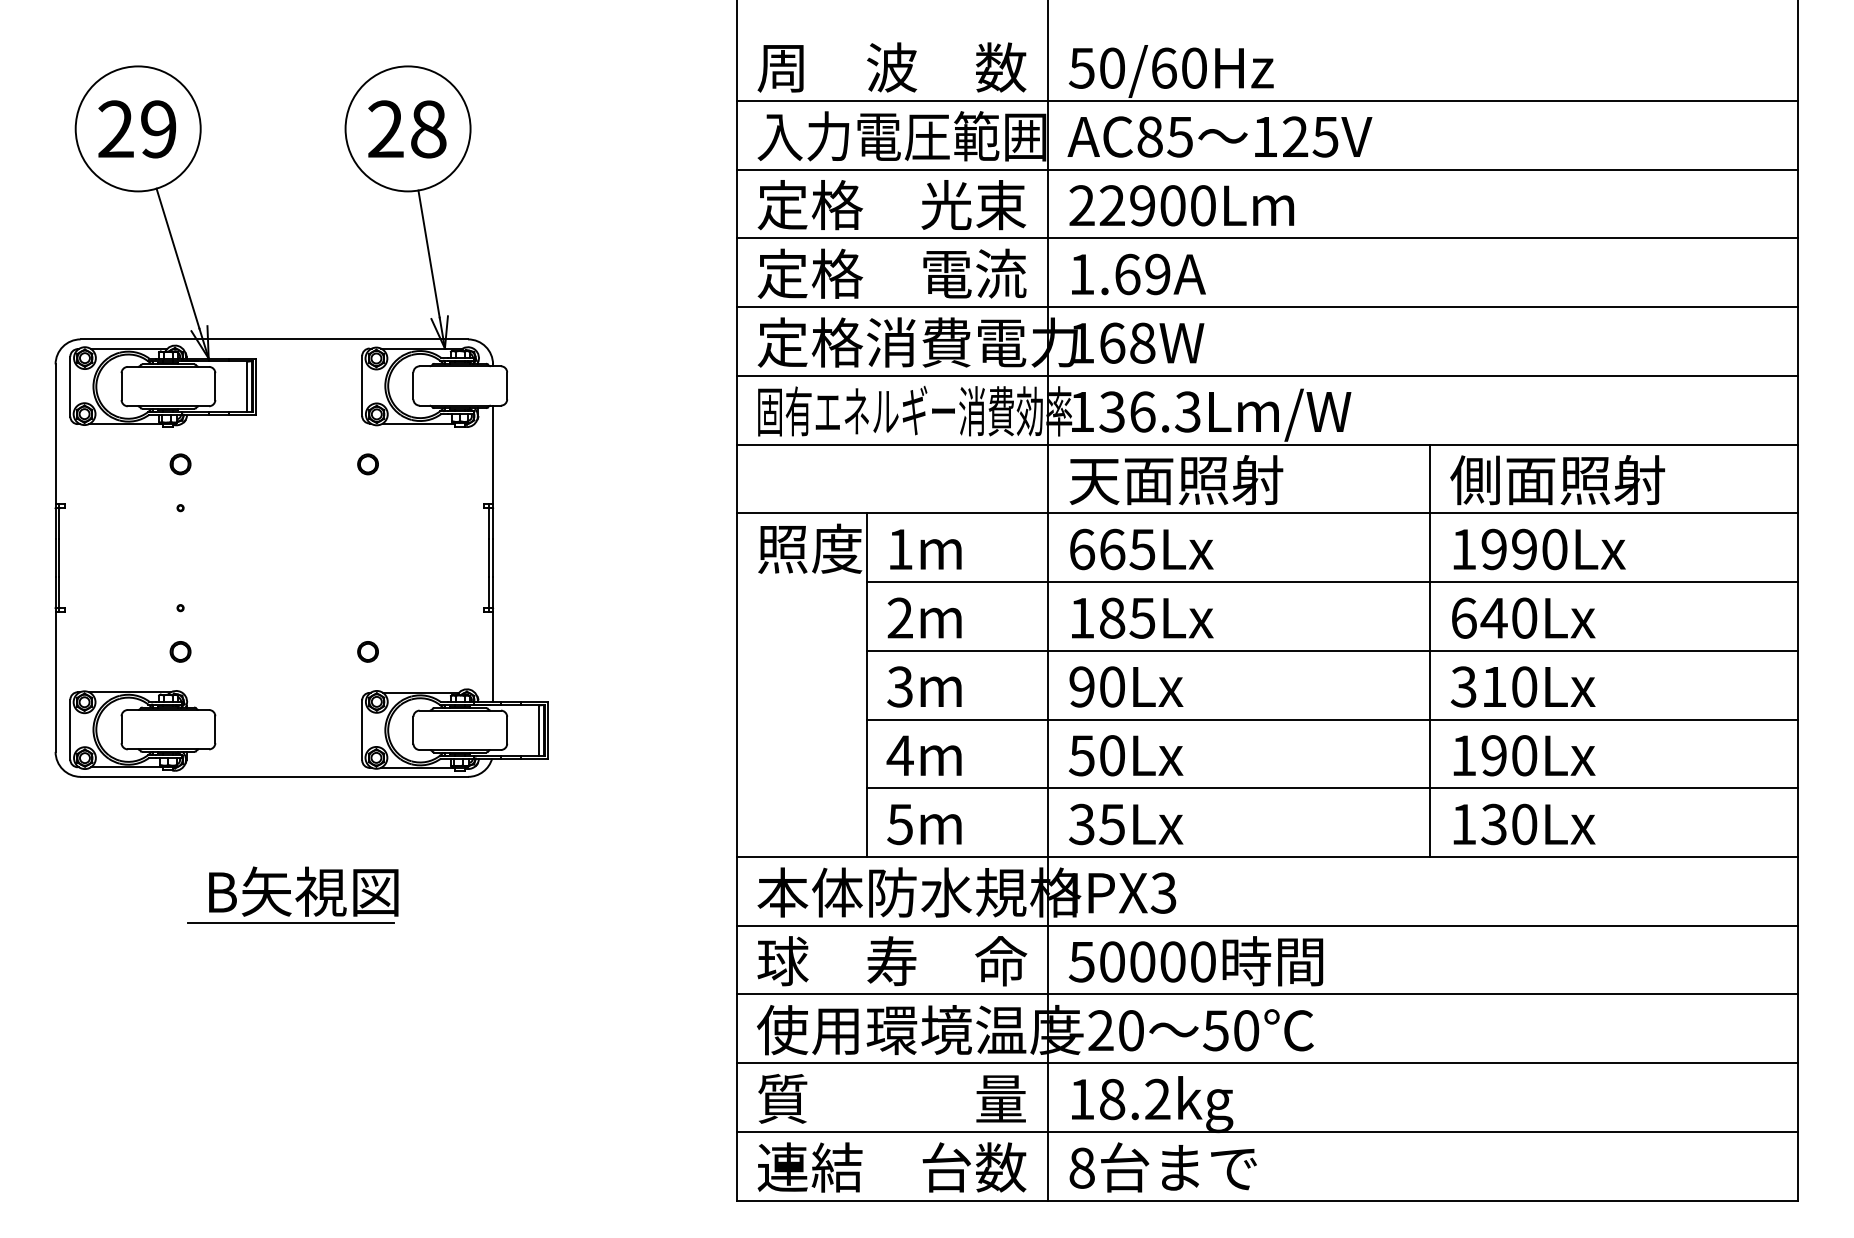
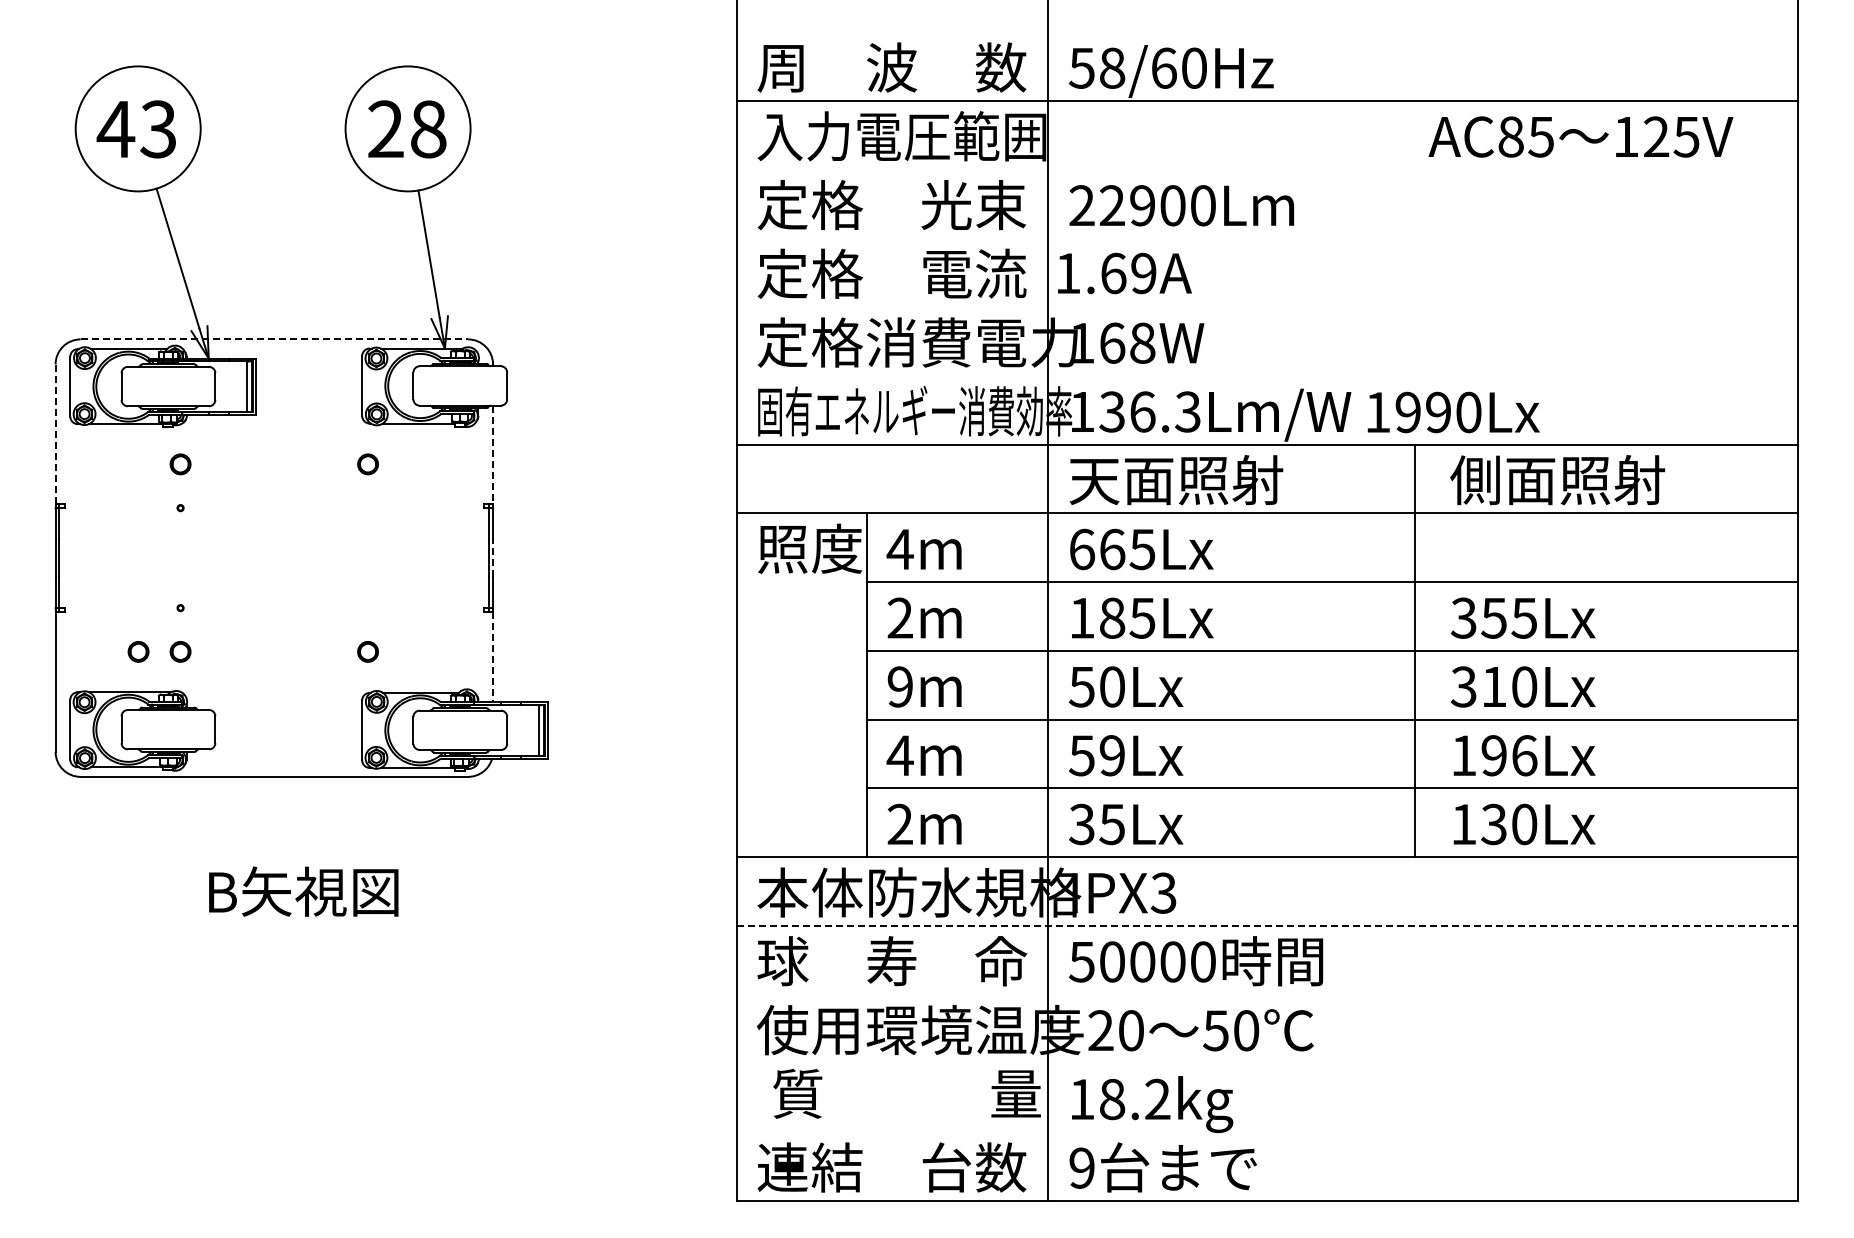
text: 50/60Hz -> 58/60Hz (1112, 67)
text: 29 -> 43 (136, 129)
text position: (1219, 136) -> (1580, 136) (1580, 136)
line: present -> none (1267, 169)
line: present -> none (1267, 238)
text position: (1138, 274) -> (1124, 273) (1124, 273)
line: present -> none (1267, 307)
line: solid -> dashed (274, 339)
line: present -> none (1267, 375)
line: solid -> dashed (55, 434)
line: solid -> dashed (493, 455)
text: 1m -> 4m (899, 549)
text position: (1539, 549) -> (1453, 412) (1453, 412)
line: solid -> dashed (493, 558)
text: 640Lx -> 355Lx (1493, 617)
line position: (1430, 650) -> (1415, 650) (1415, 650)
part: none -> present (138, 651)
line: solid -> dashed (493, 657)
text: 3m -> 9m (899, 686)
text: 90Lx -> 50Lx (1081, 686)
text: 50Lx -> 59Lx (1111, 755)
text: 190Lx -> 196Lx (1524, 755)
text: 5m -> 2m (899, 824)
line: present -> none (290, 923)
line: solid -> dashed (1267, 925)
line: present -> none (1267, 994)
line: present -> none (1267, 1063)
text position: (891, 1098) -> (906, 1093) (906, 1093)
line: present -> none (1267, 1131)
text: 8 -> 9 (1081, 1167)
